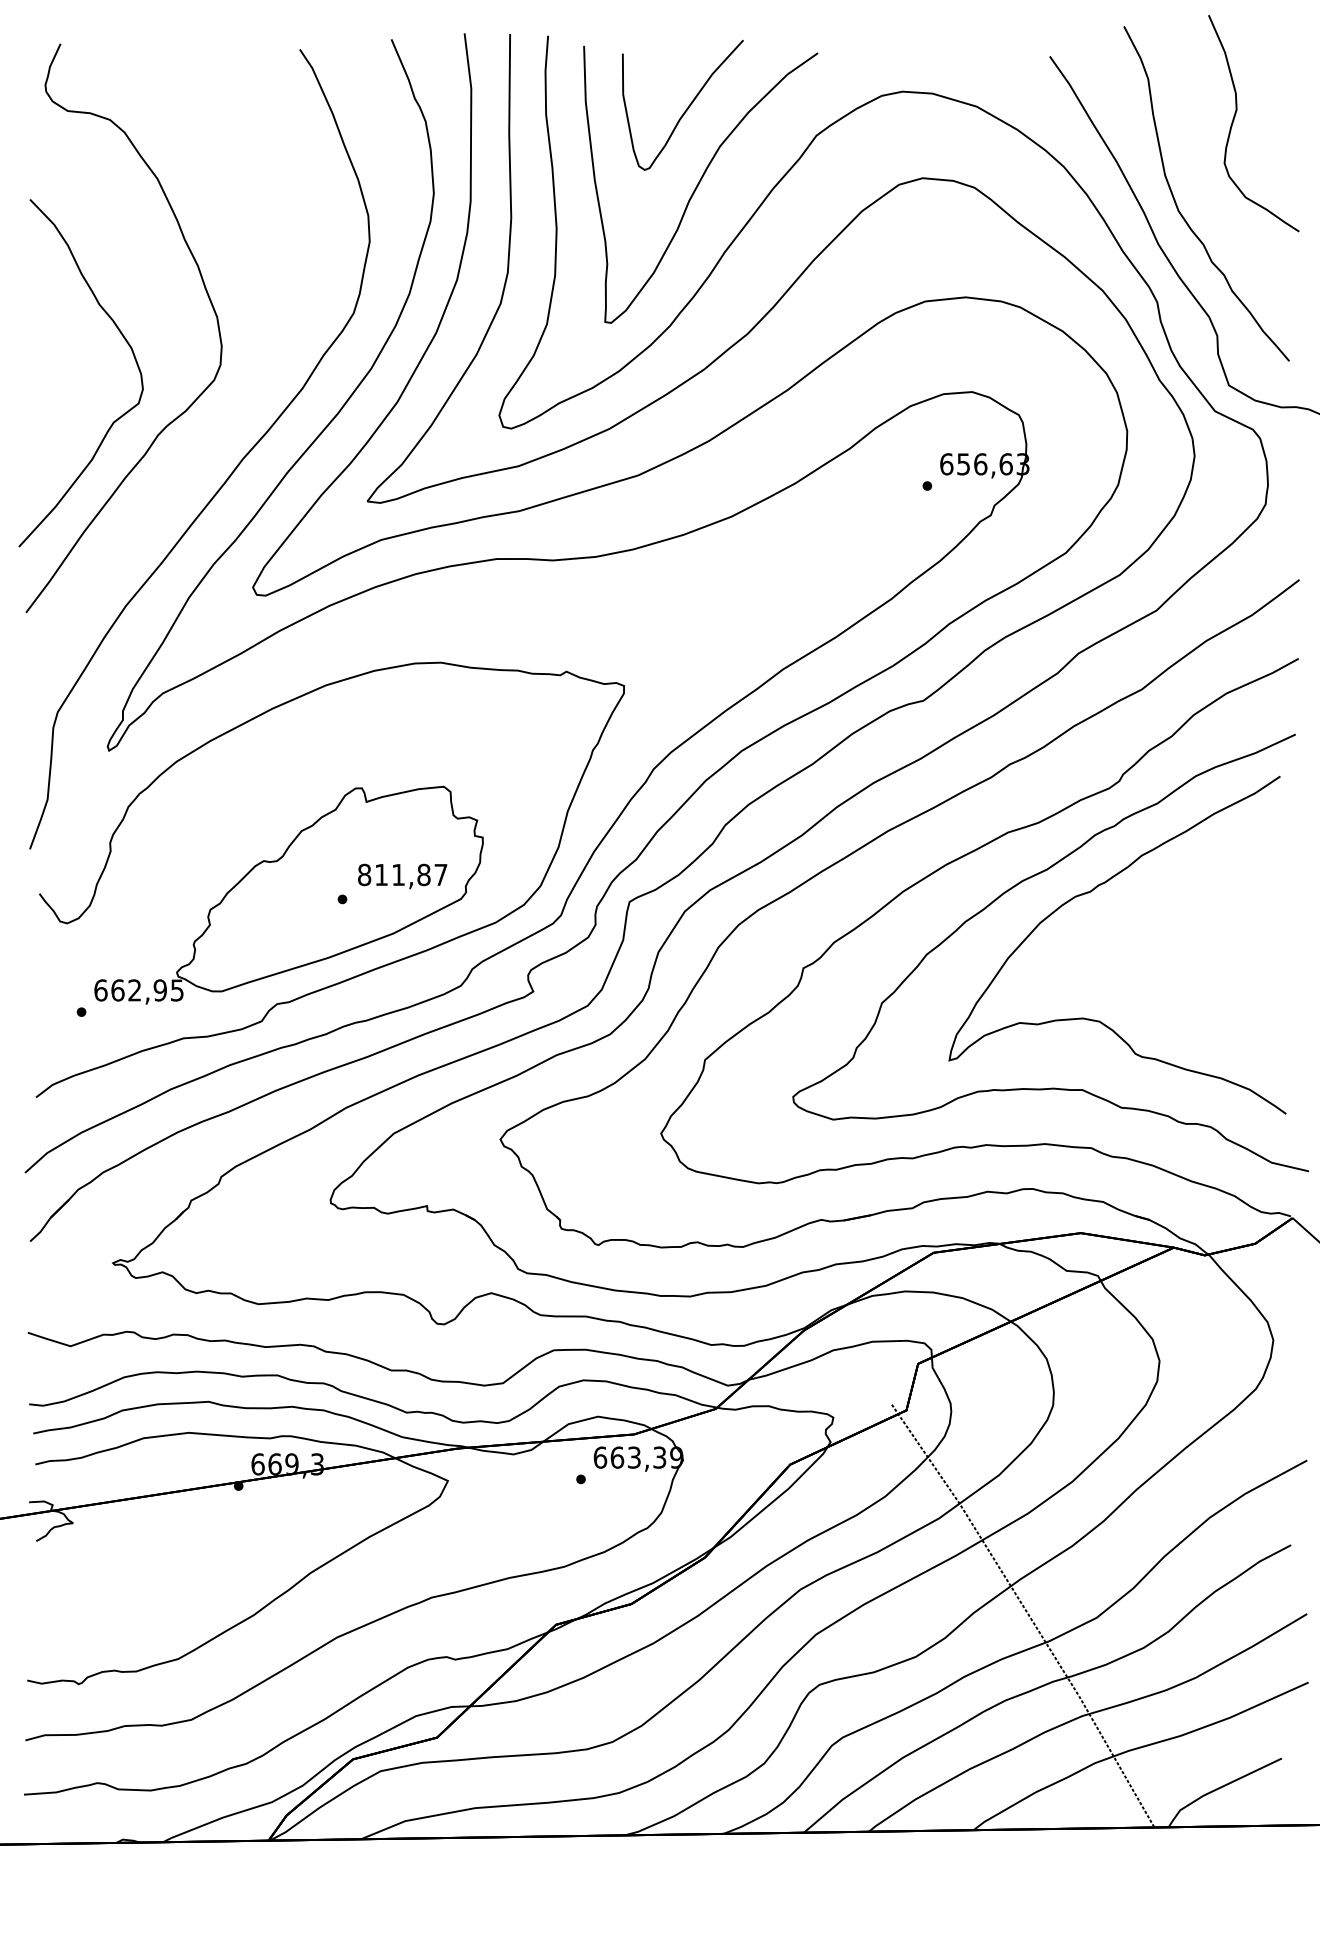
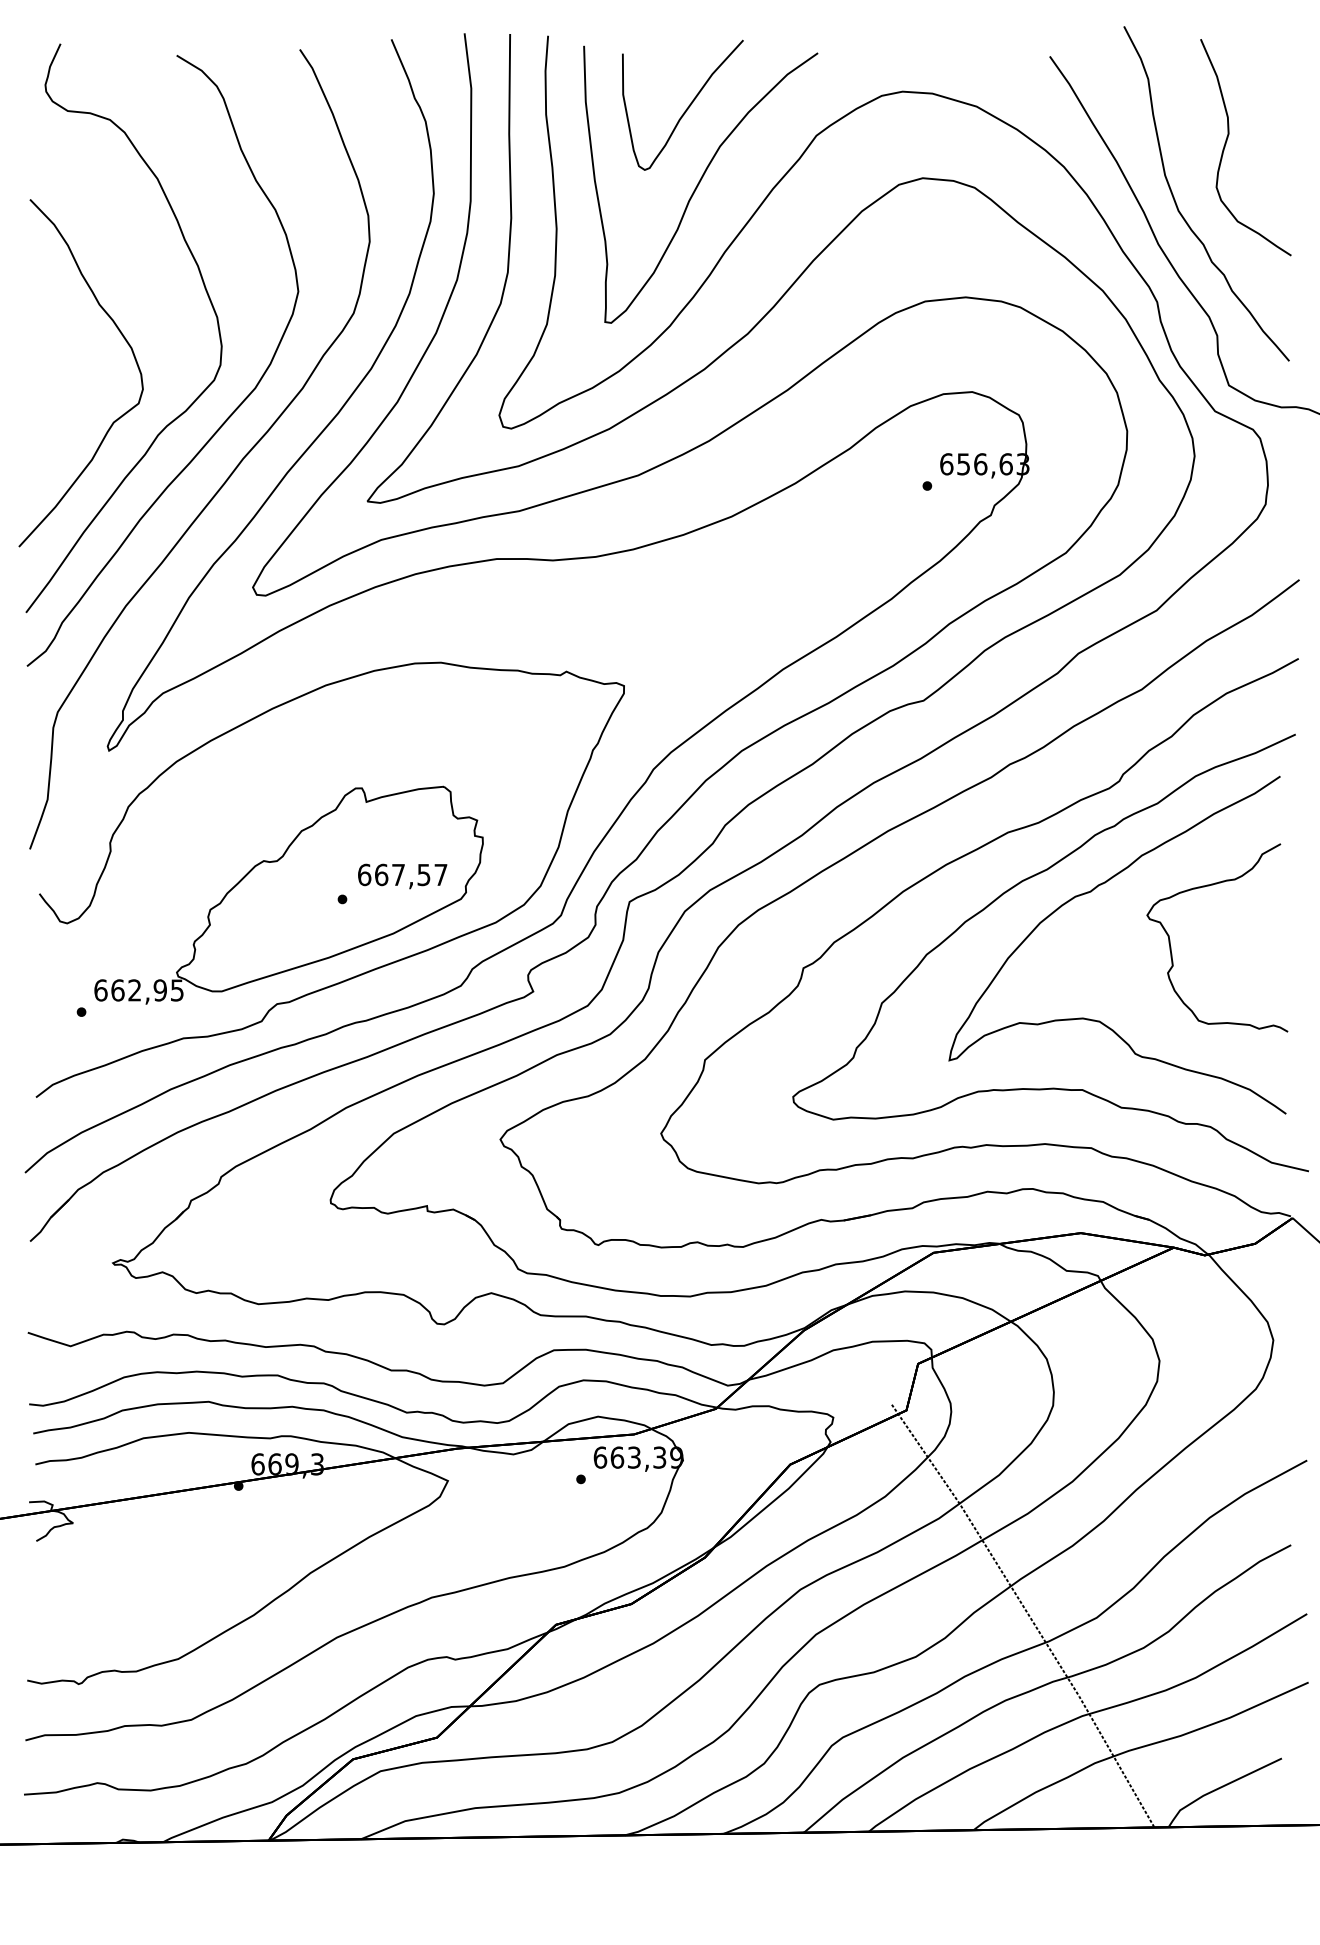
curve position: (1235, 117) -> (1227, 141) (1227, 141)
curve: none -> present (226, 418)
text: 811,87 -> 667,57 (394, 874)
curve: none -> present (1171, 946)
